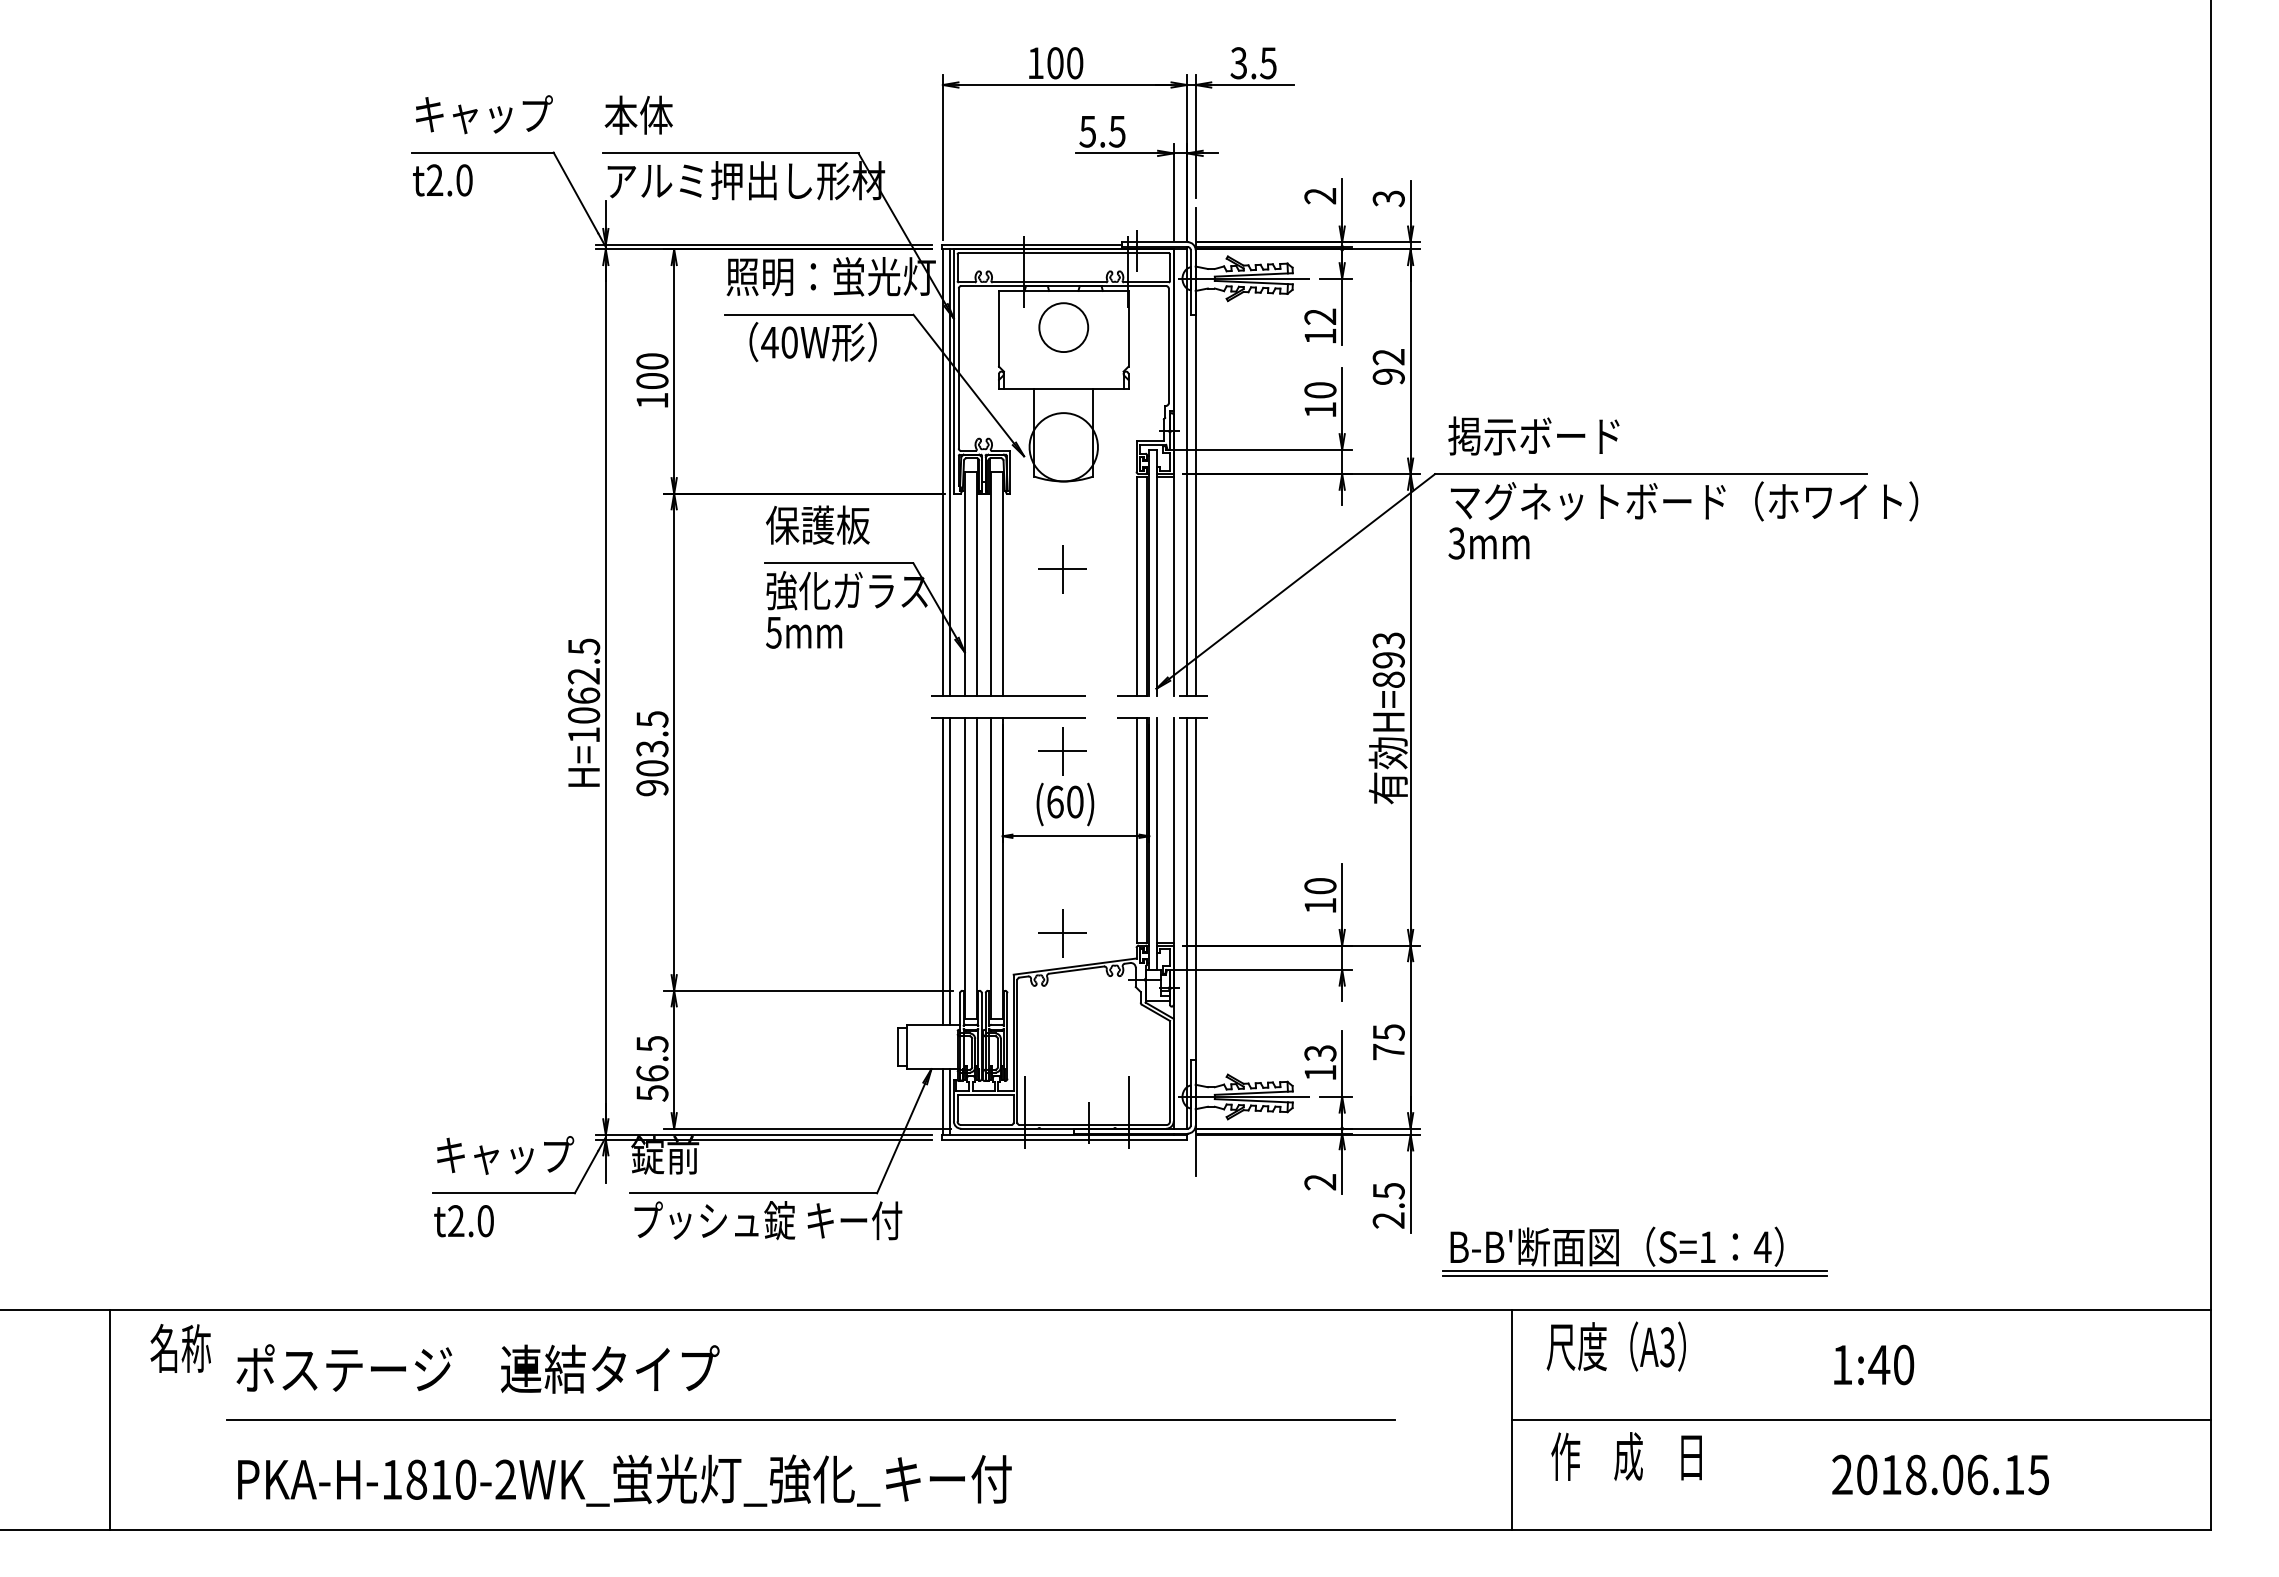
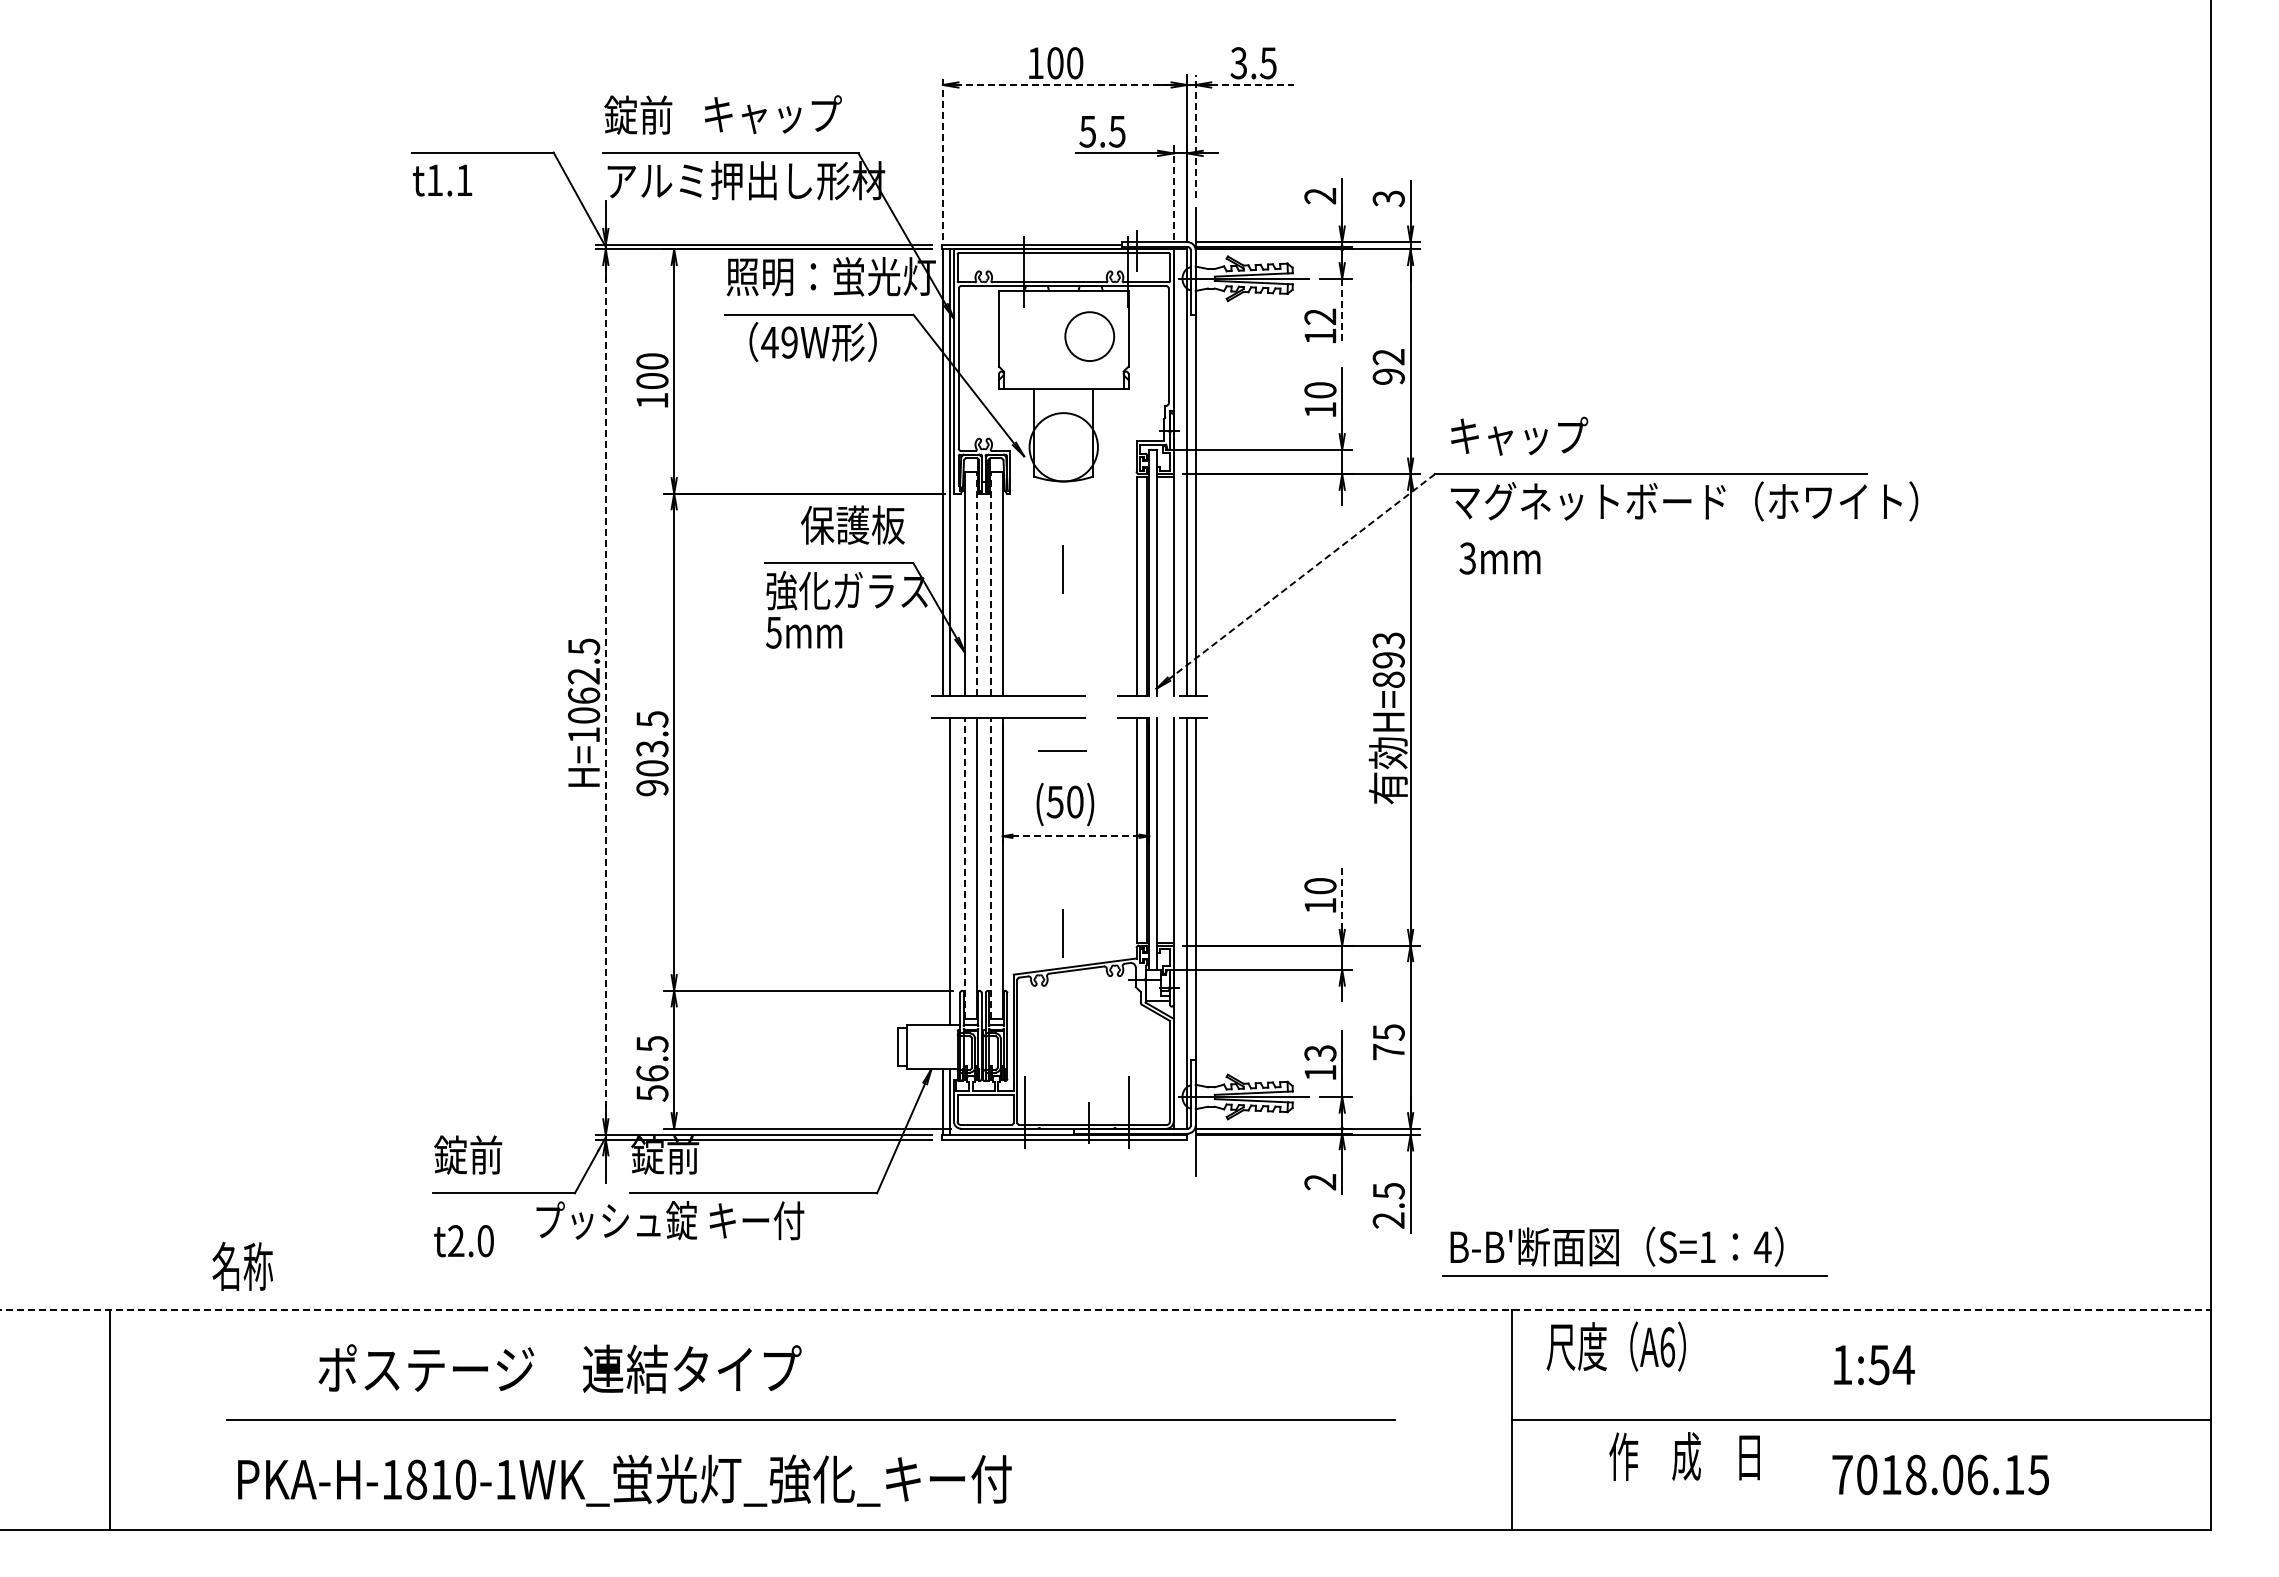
line: solid -> dashed (1064, 85)
line: solid -> dashed (1252, 85)
text position: (483, 114) -> (772, 114) (772, 114)
text: 本体 -> 錠前 (638, 114)
line: solid -> dashed (1195, 136)
line: solid -> dashed (942, 156)
text: t2.0 -> t1.1 (449, 180)
line: solid -> dashed (1173, 191)
line: solid -> dashed (1342, 312)
circle position: (1063, 327) -> (1089, 336) (1089, 336)
text: 40W -> 49W (789, 342)
text: 掲示ボード -> キャップ (1533, 435)
text position: (817, 524) -> (852, 524) (852, 524)
text position: (1488, 543) -> (1499, 558) (1499, 558)
line: present -> none (1062, 569)
line: solid -> dashed (1302, 576)
line: solid -> dashed (977, 583)
line: solid -> dashed (990, 583)
line: solid -> dashed (605, 691)
line: present -> none (1062, 750)
text: (60) -> (50) (1054, 801)
line: solid -> dashed (1075, 836)
line: solid -> dashed (964, 868)
line: solid -> dashed (990, 868)
line: present -> none (942, 871)
line: solid -> dashed (1342, 896)
line: present -> none (1062, 933)
text: キャップ -> 錠前 (504, 1154)
text position: (768, 1220) -> (670, 1220) (670, 1220)
text position: (463, 1221) -> (463, 1241) (463, 1241)
line: present -> none (1634, 1271)
line: solid -> dashed (1105, 1310)
text: A3 -> A6 (1667, 1347)
text position: (180, 1348) -> (242, 1266) (242, 1266)
text: 1:40 -> 1:54 (1891, 1364)
text position: (477, 1368) -> (559, 1368) (559, 1368)
text position: (1626, 1456) -> (1684, 1456) (1684, 1456)
text: 2018.06.15 -> 7018.06.15 (1842, 1474)
text: PKA-H-1810-2WK_ -> PKA-H-1810-1WK_ (505, 1479)
